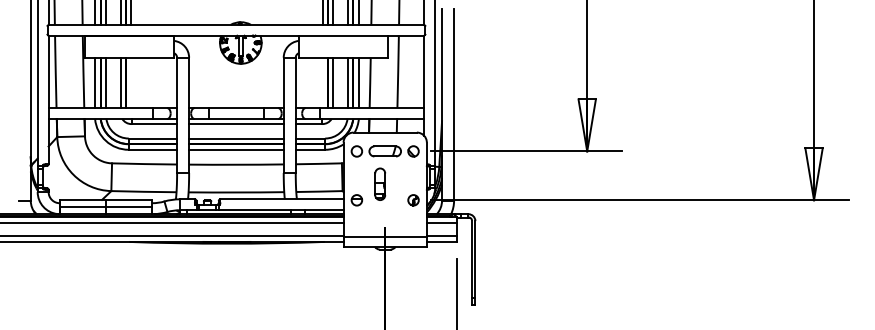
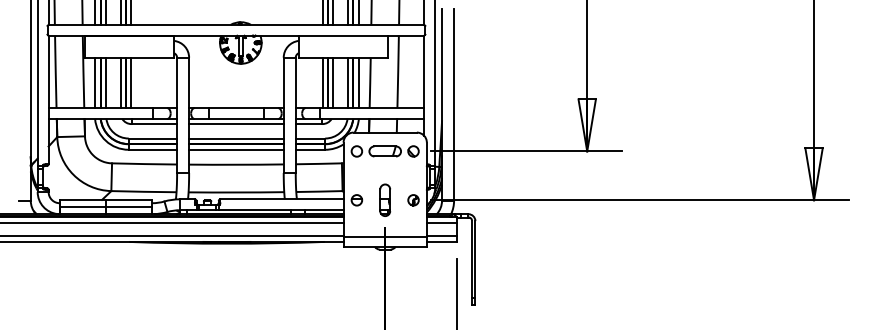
line: none -> present (131, 82)
line: none -> present (322, 82)
part position: (380, 183) -> (385, 199) (385, 199)
